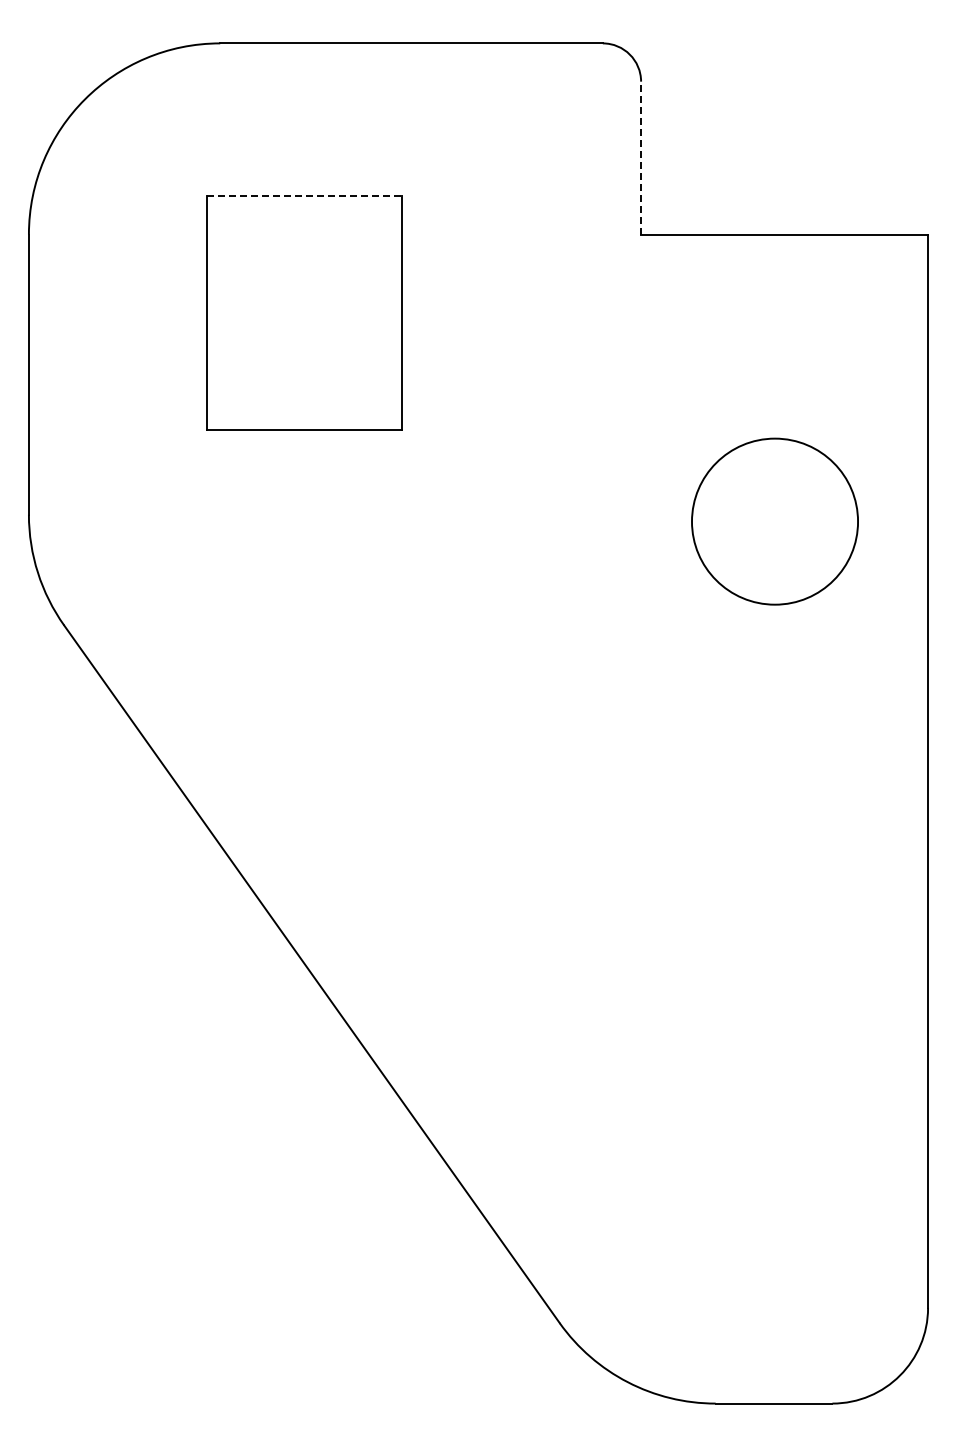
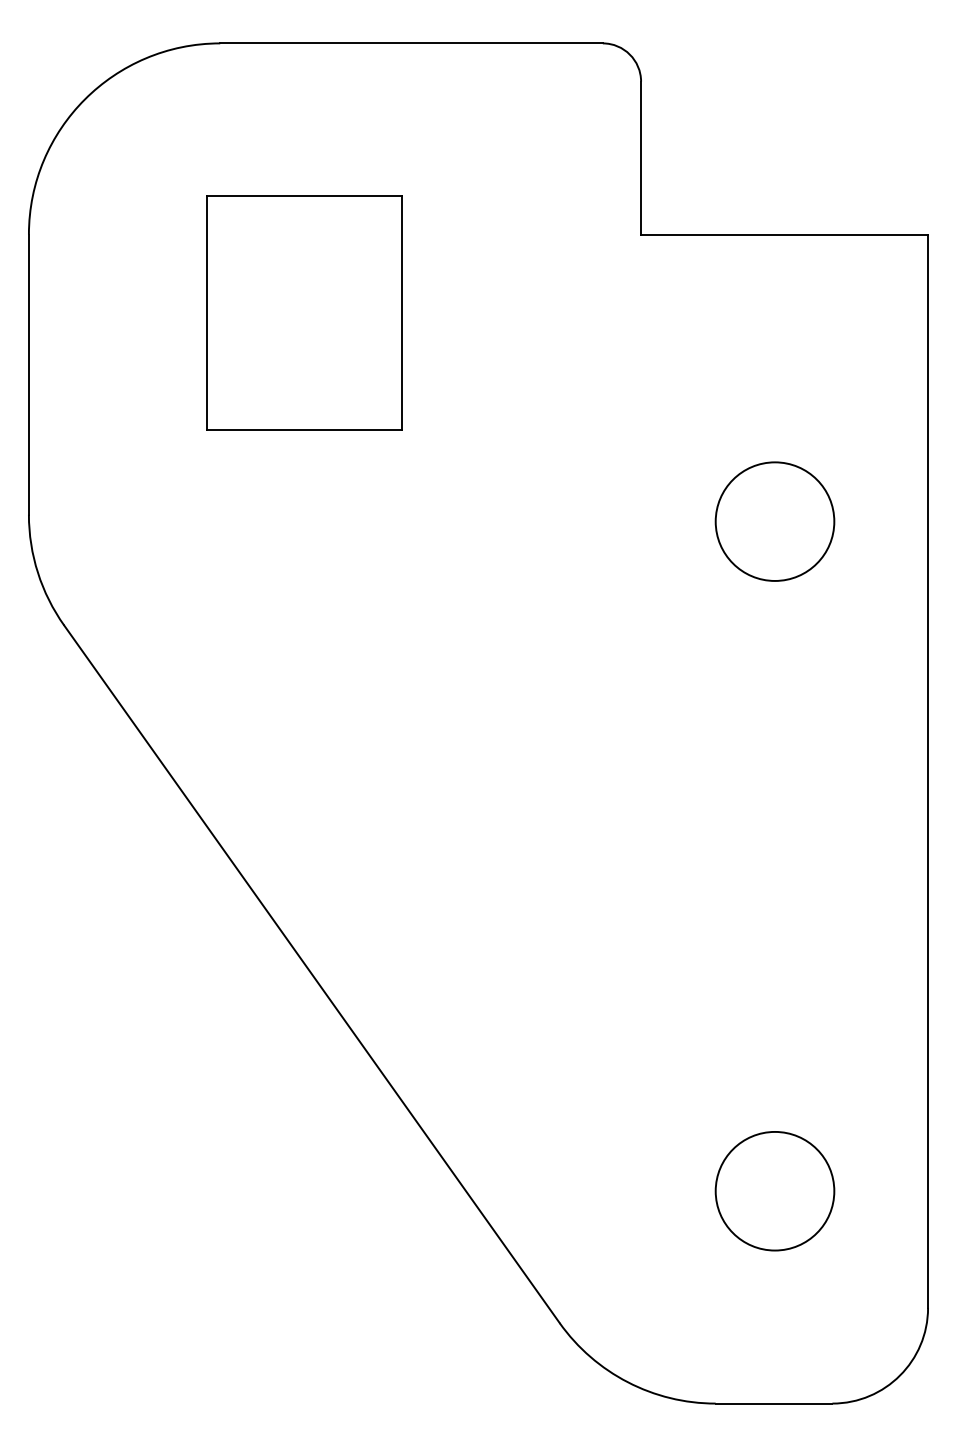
line: dashed -> solid (641, 158)
line: dashed -> solid (304, 196)
circle diameter: 166 px -> 119 px (774, 521)
circle: none -> present (774, 1191)
